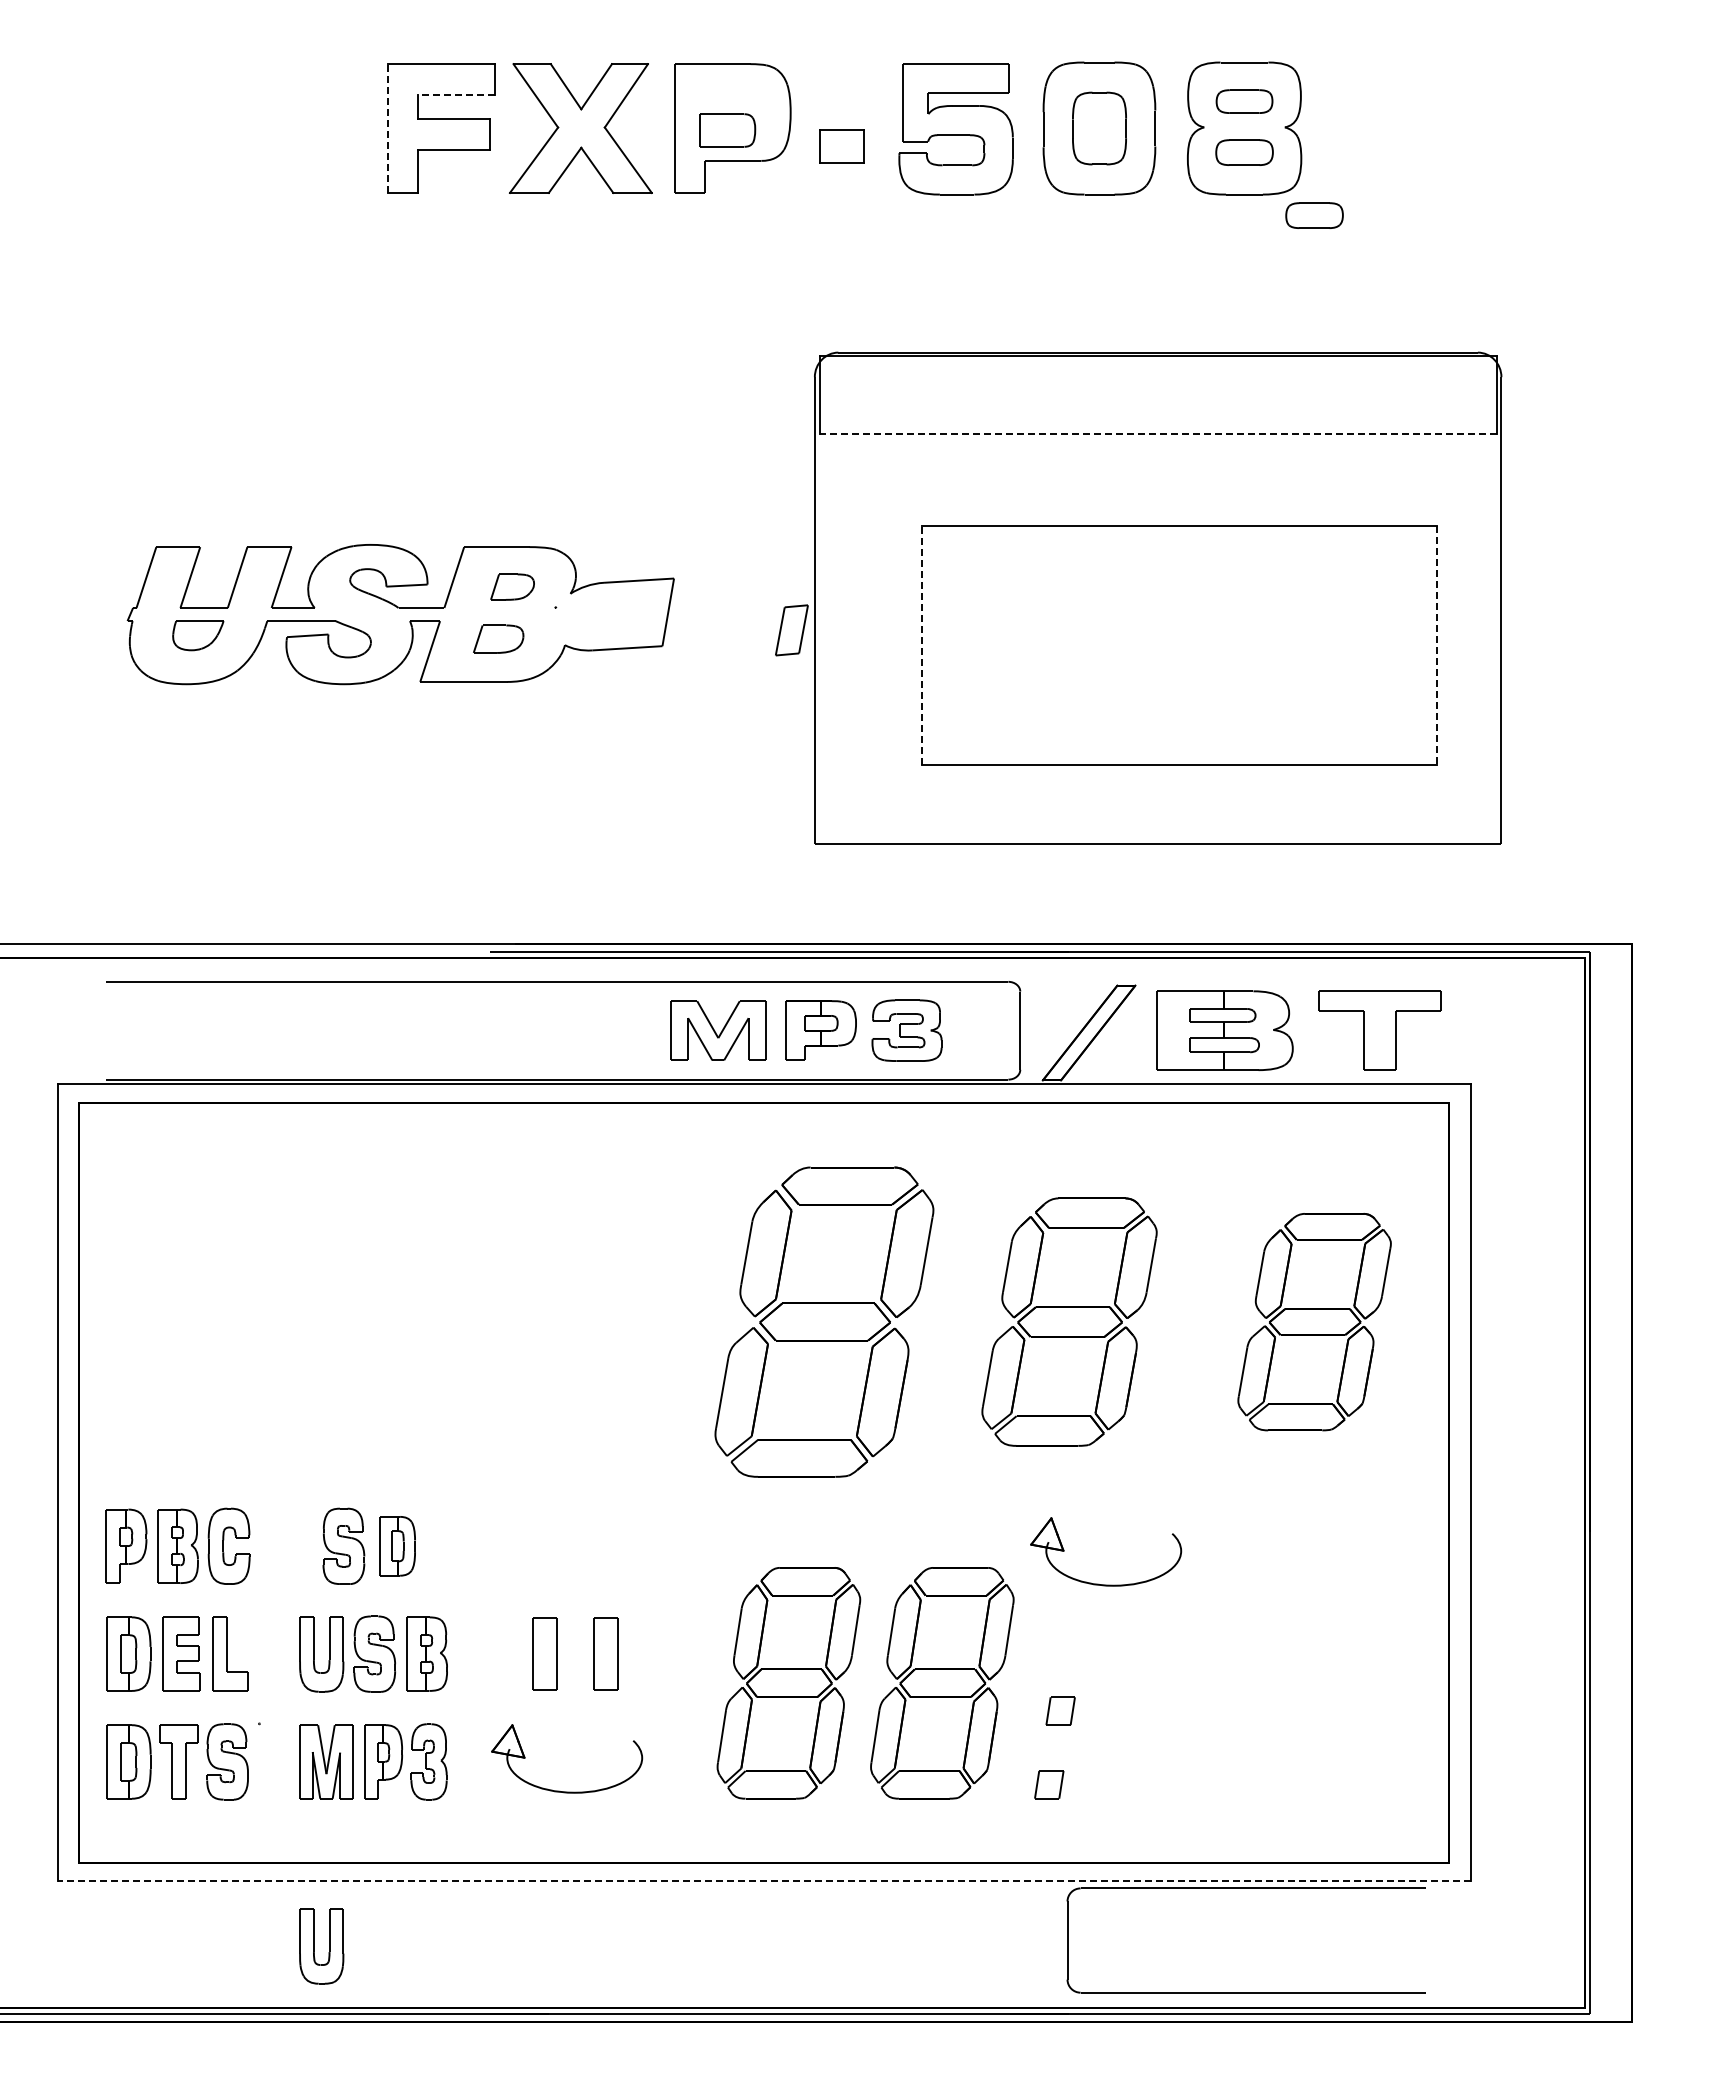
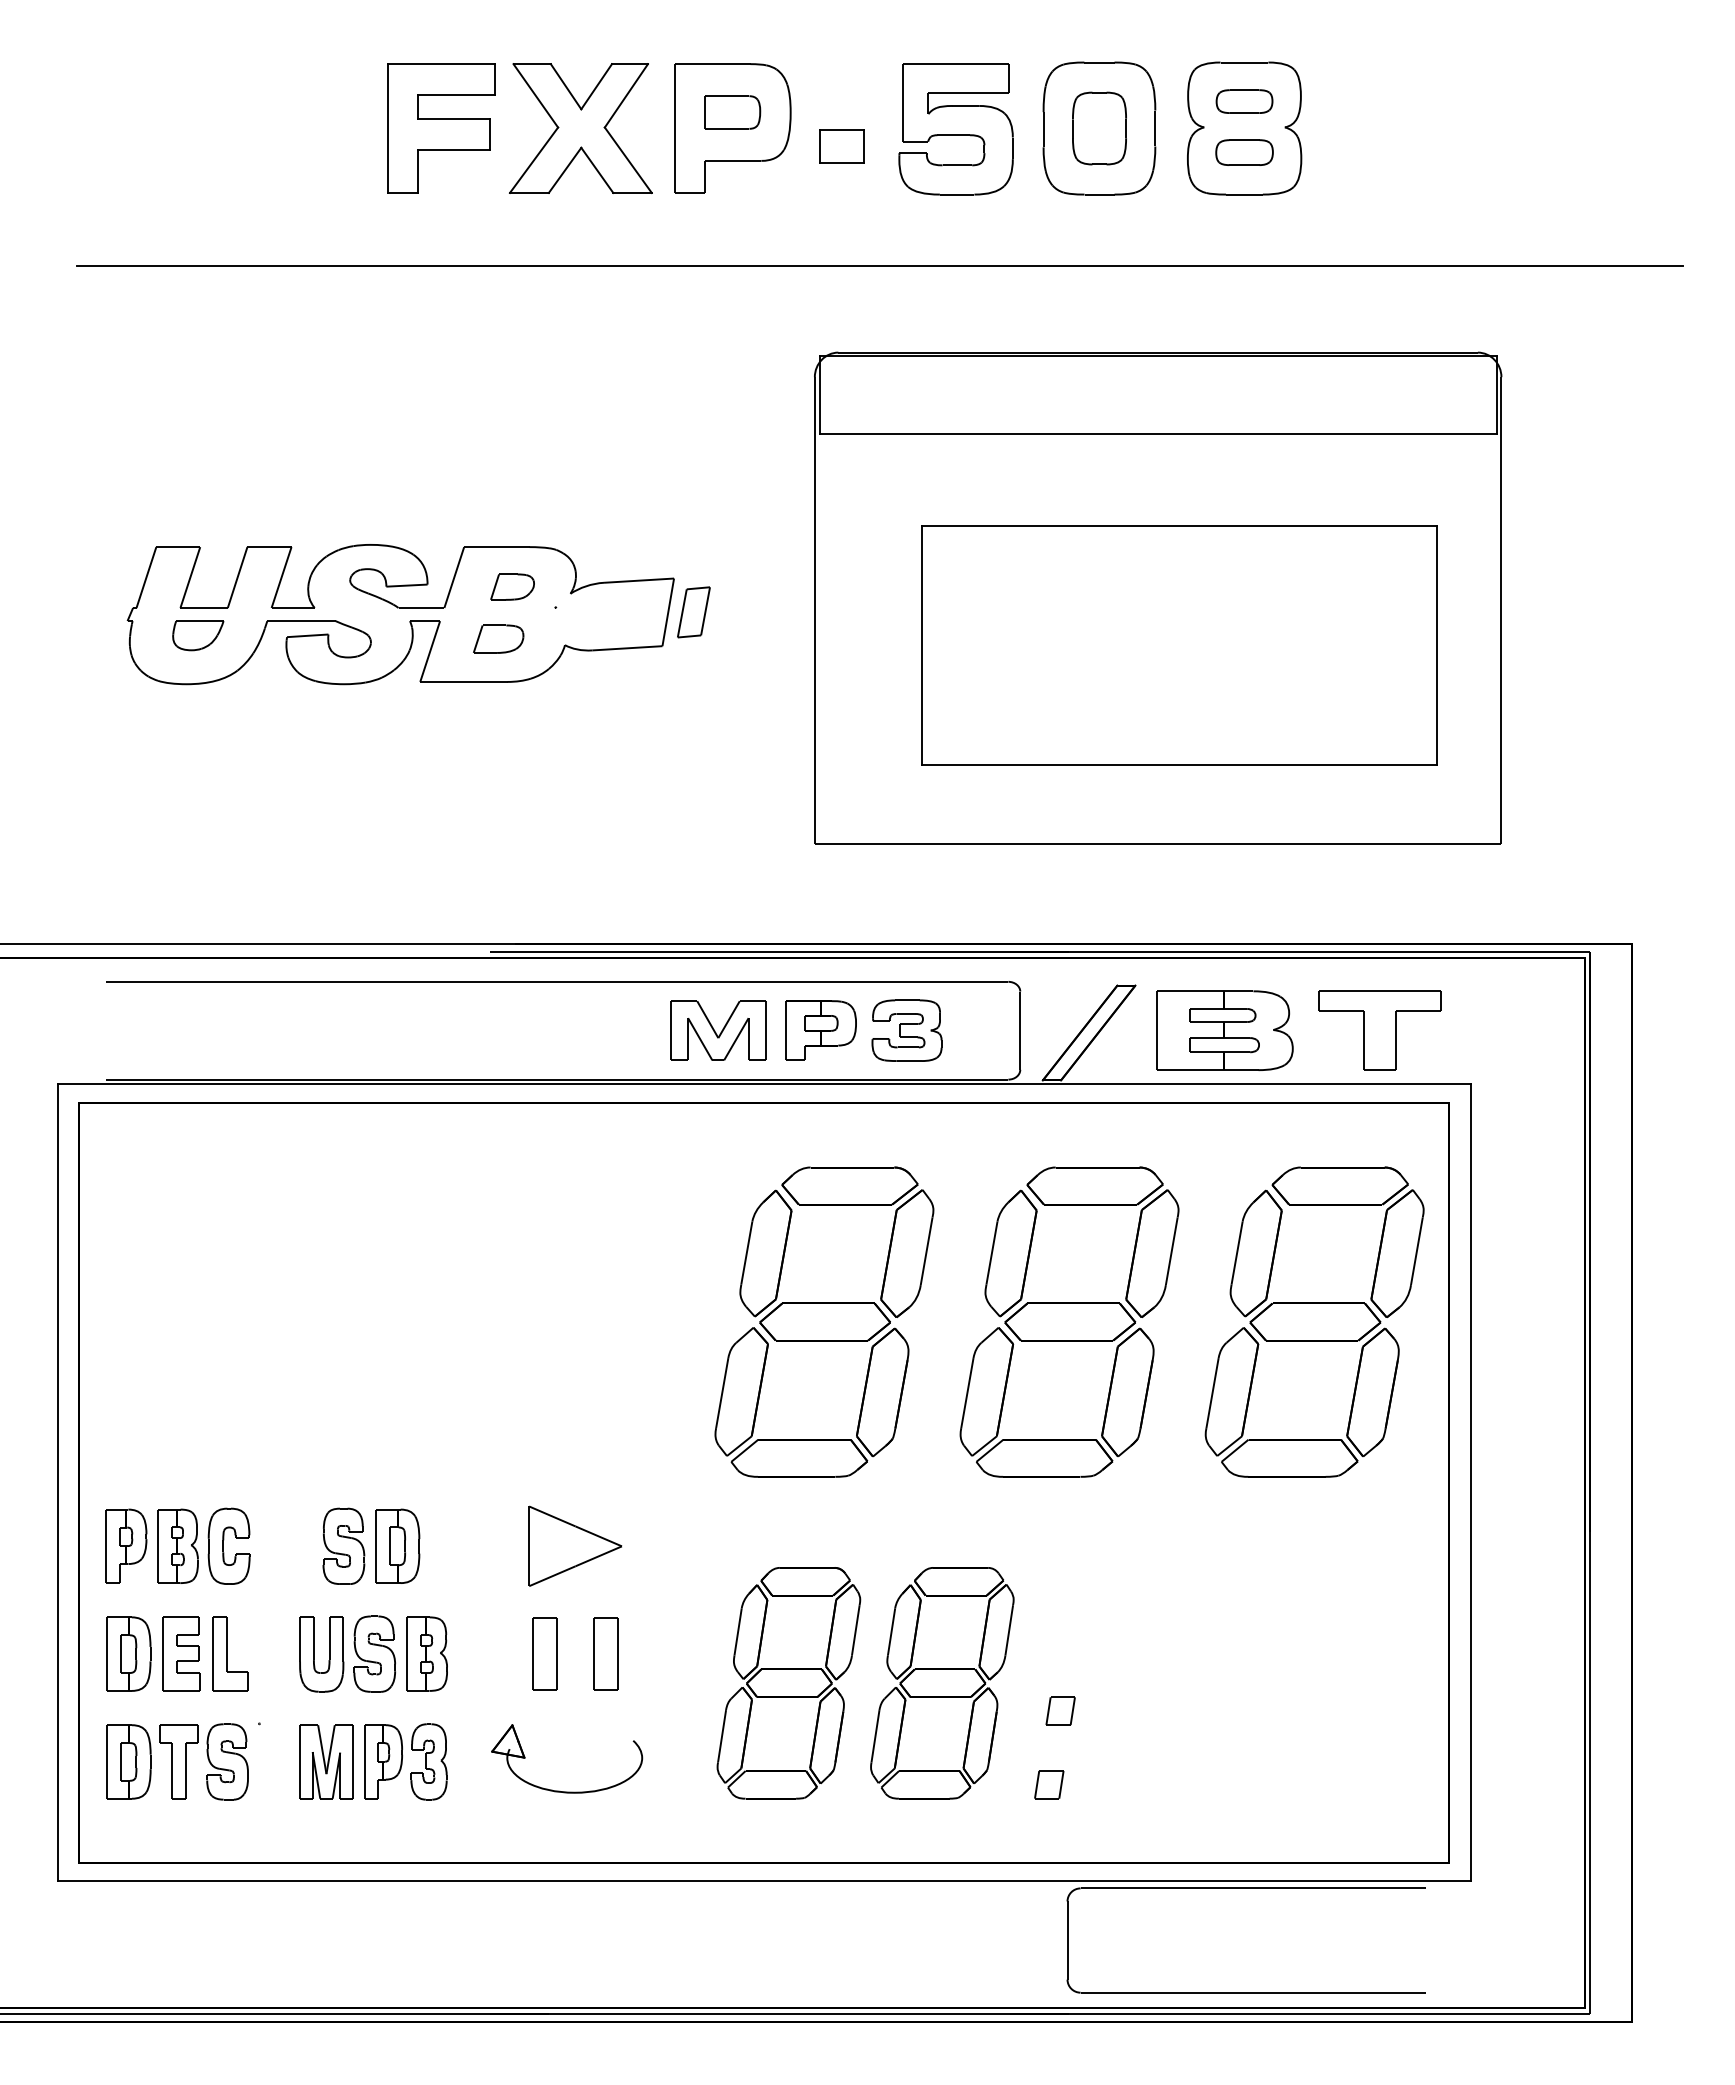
line: dashed -> solid (456, 95)
line: dashed -> solid (387, 128)
part position: (727, 130) -> (732, 112) (732, 112)
part: present -> none (1314, 215)
line: none -> present (879, 266)
line: dashed -> solid (1158, 434)
part position: (791, 630) -> (693, 612) (693, 612)
line: dashed -> solid (921, 645)
line: dashed -> solid (1437, 645)
part size: 177x250 px -> 221x312 px (1069, 1321)
part size: 155x219 px -> 221x312 px (1314, 1321)
part: none -> present (575, 1545)
part size: 37x61 px -> 46x76 px (397, 1545)
part: present -> none (1098, 1583)
line: dashed -> solid (763, 1881)
part: present -> none (314, 1946)
